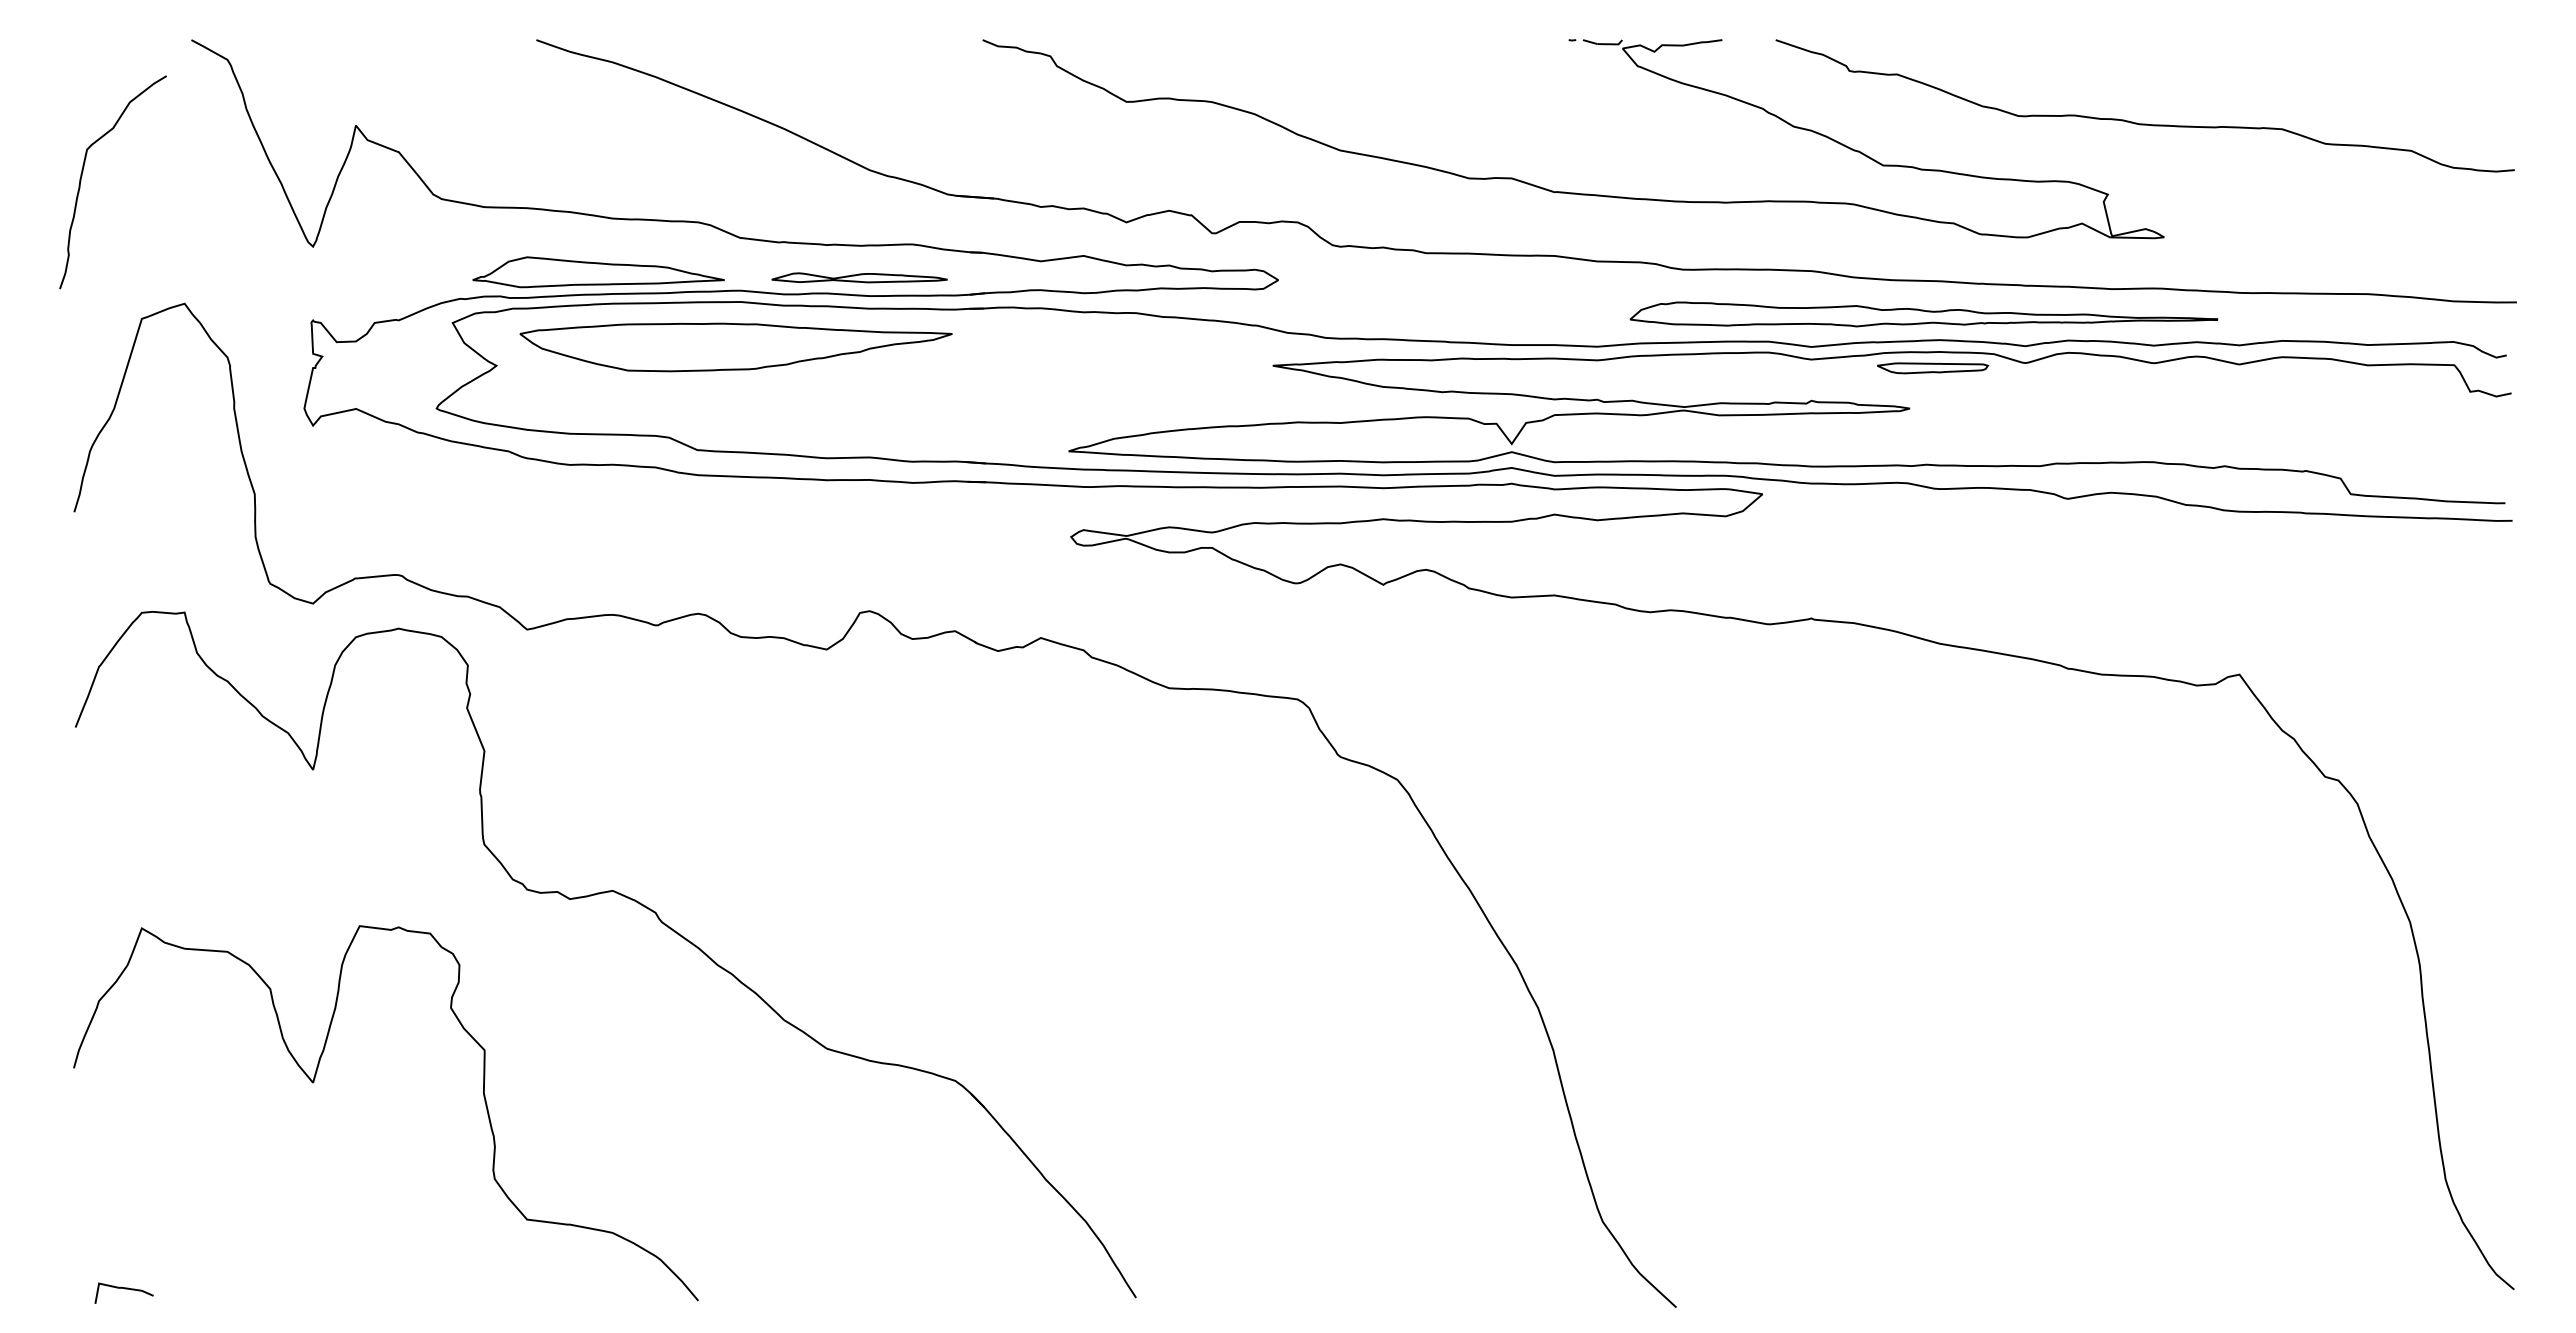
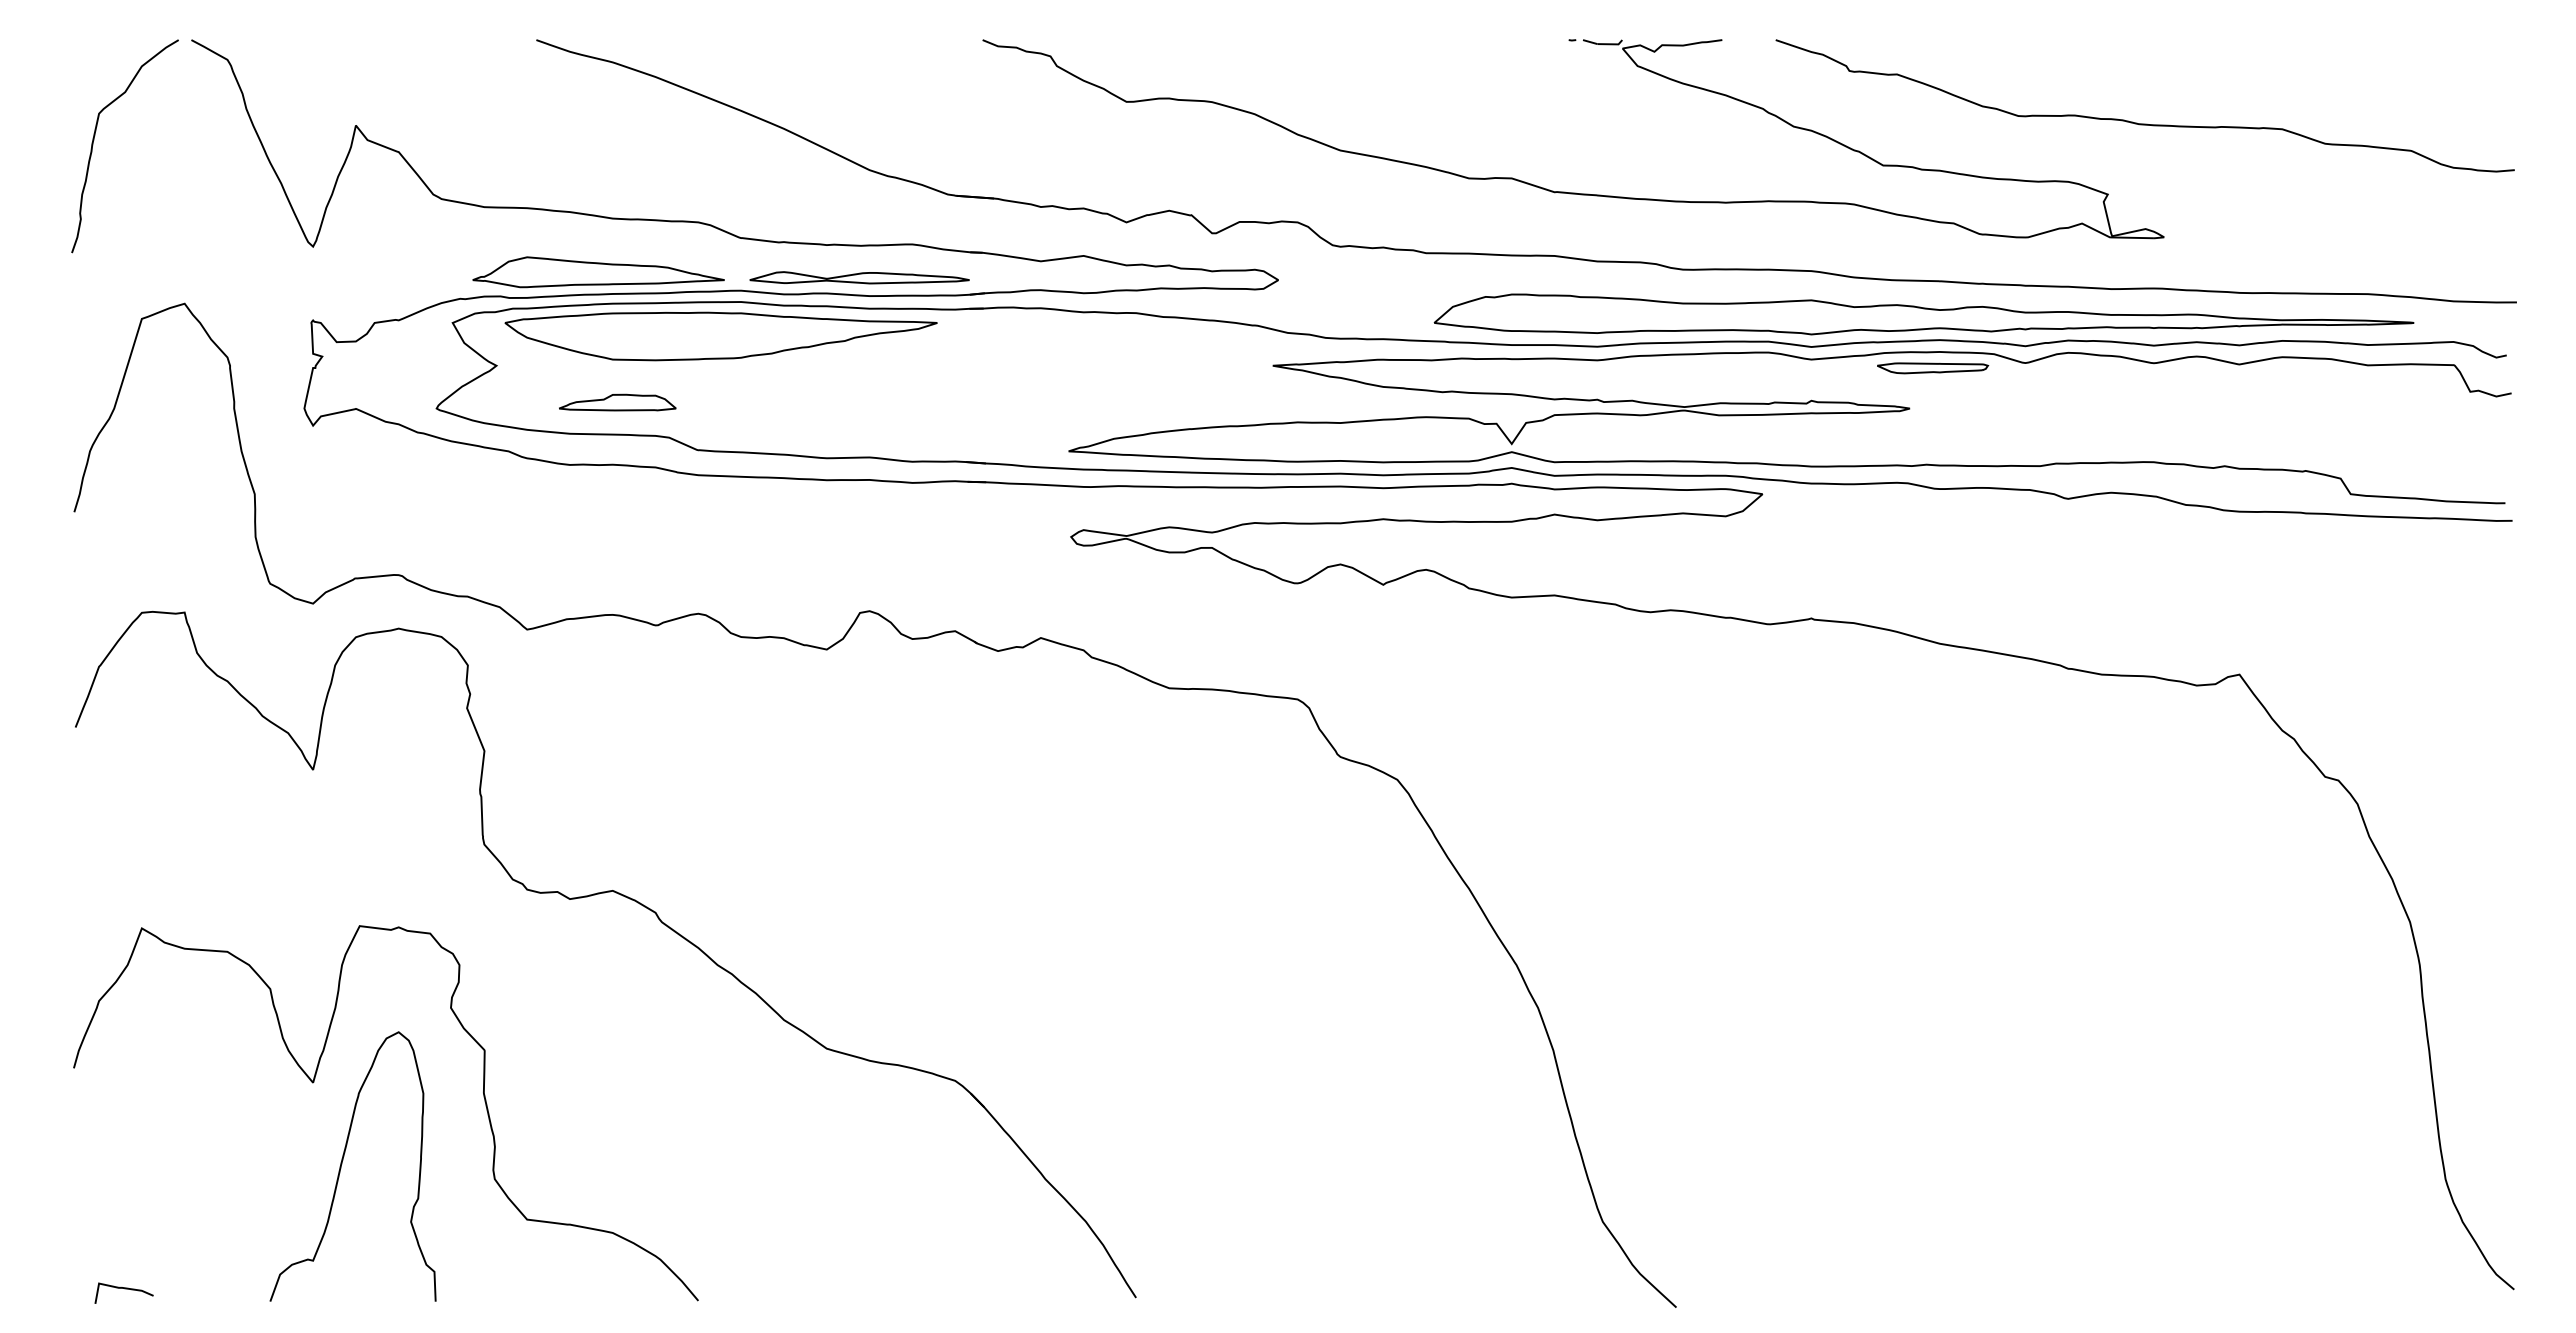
curve position: (82, 176) -> (94, 140) (94, 140)
part size: 177x12 px -> 221x14 px (859, 277)
part size: 590x27 px -> 982x43 px (1923, 314)
part position: (735, 347) -> (720, 336) (720, 336)
part: none -> present (617, 402)
curve: none -> present (342, 1164)
